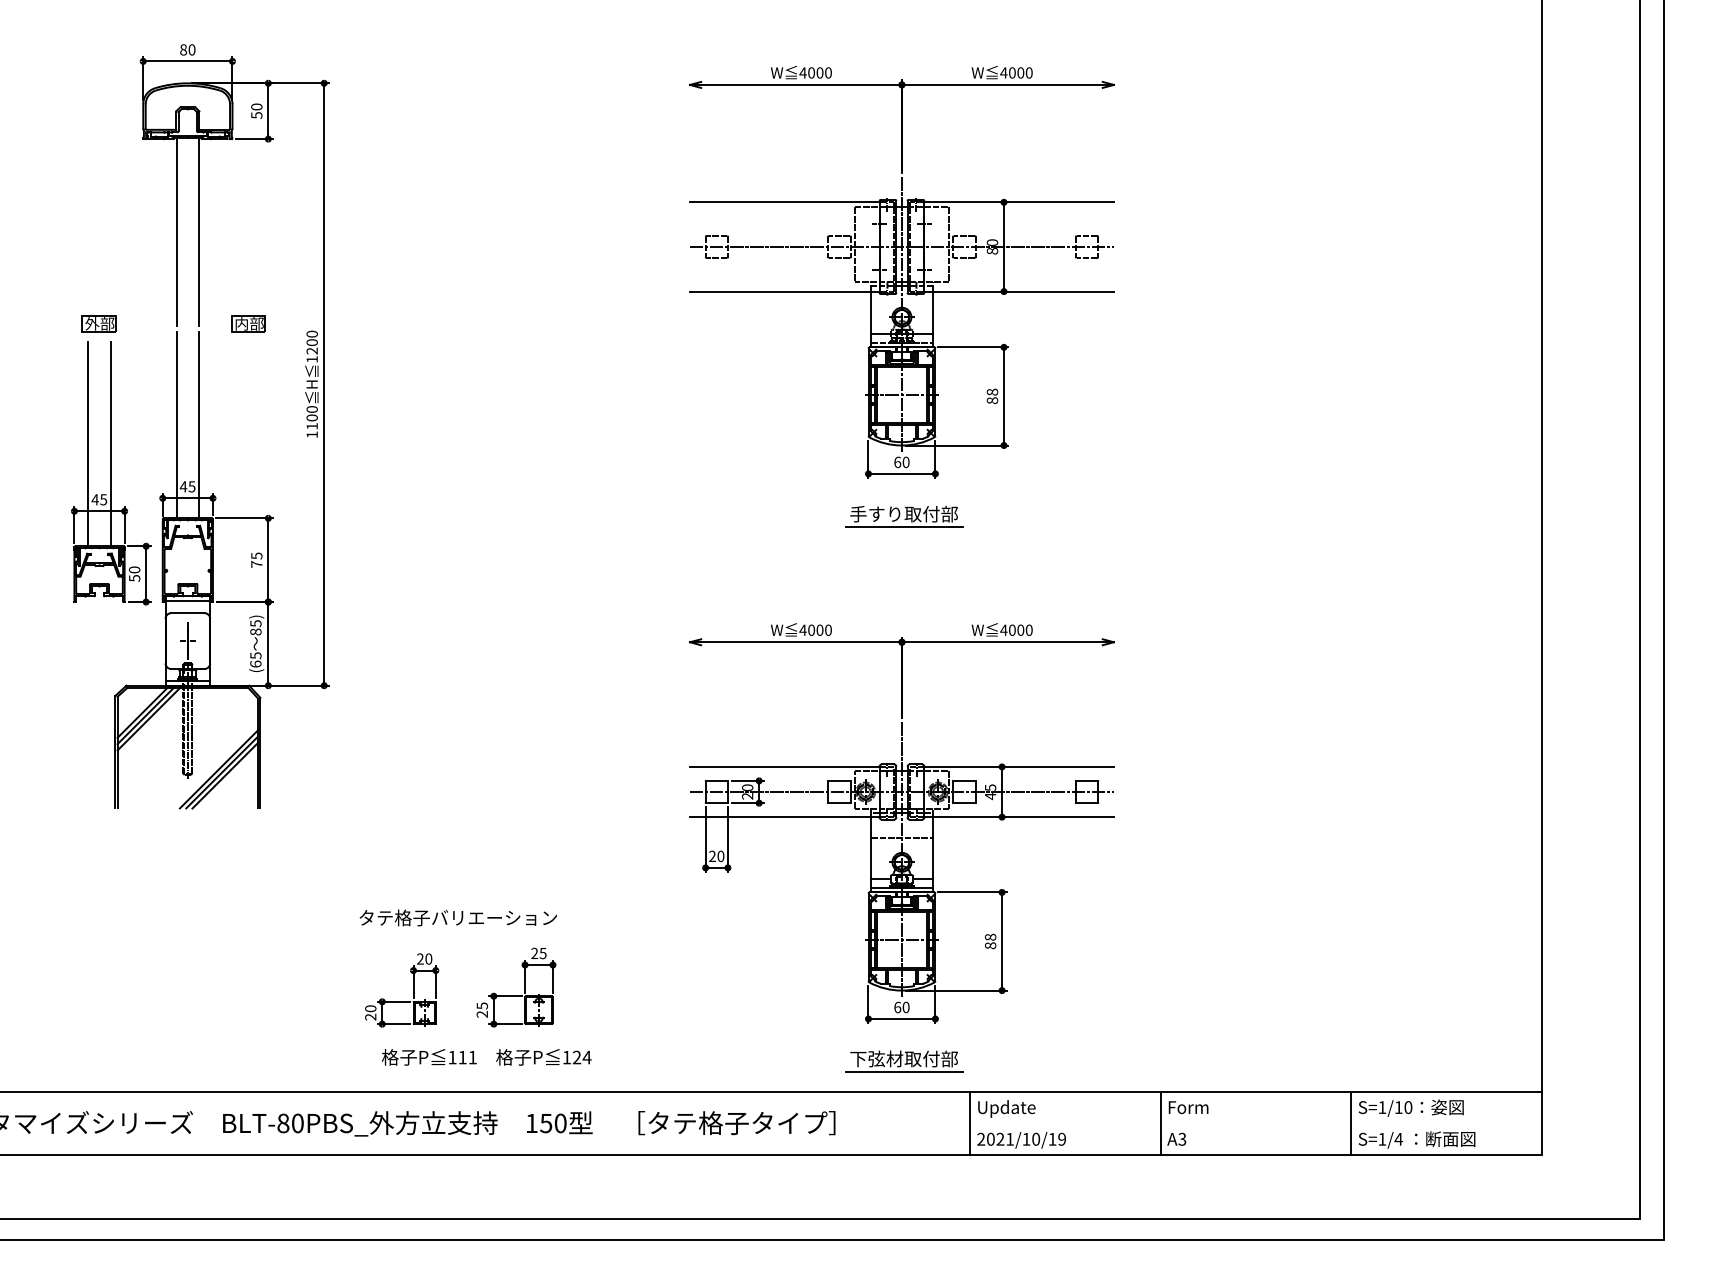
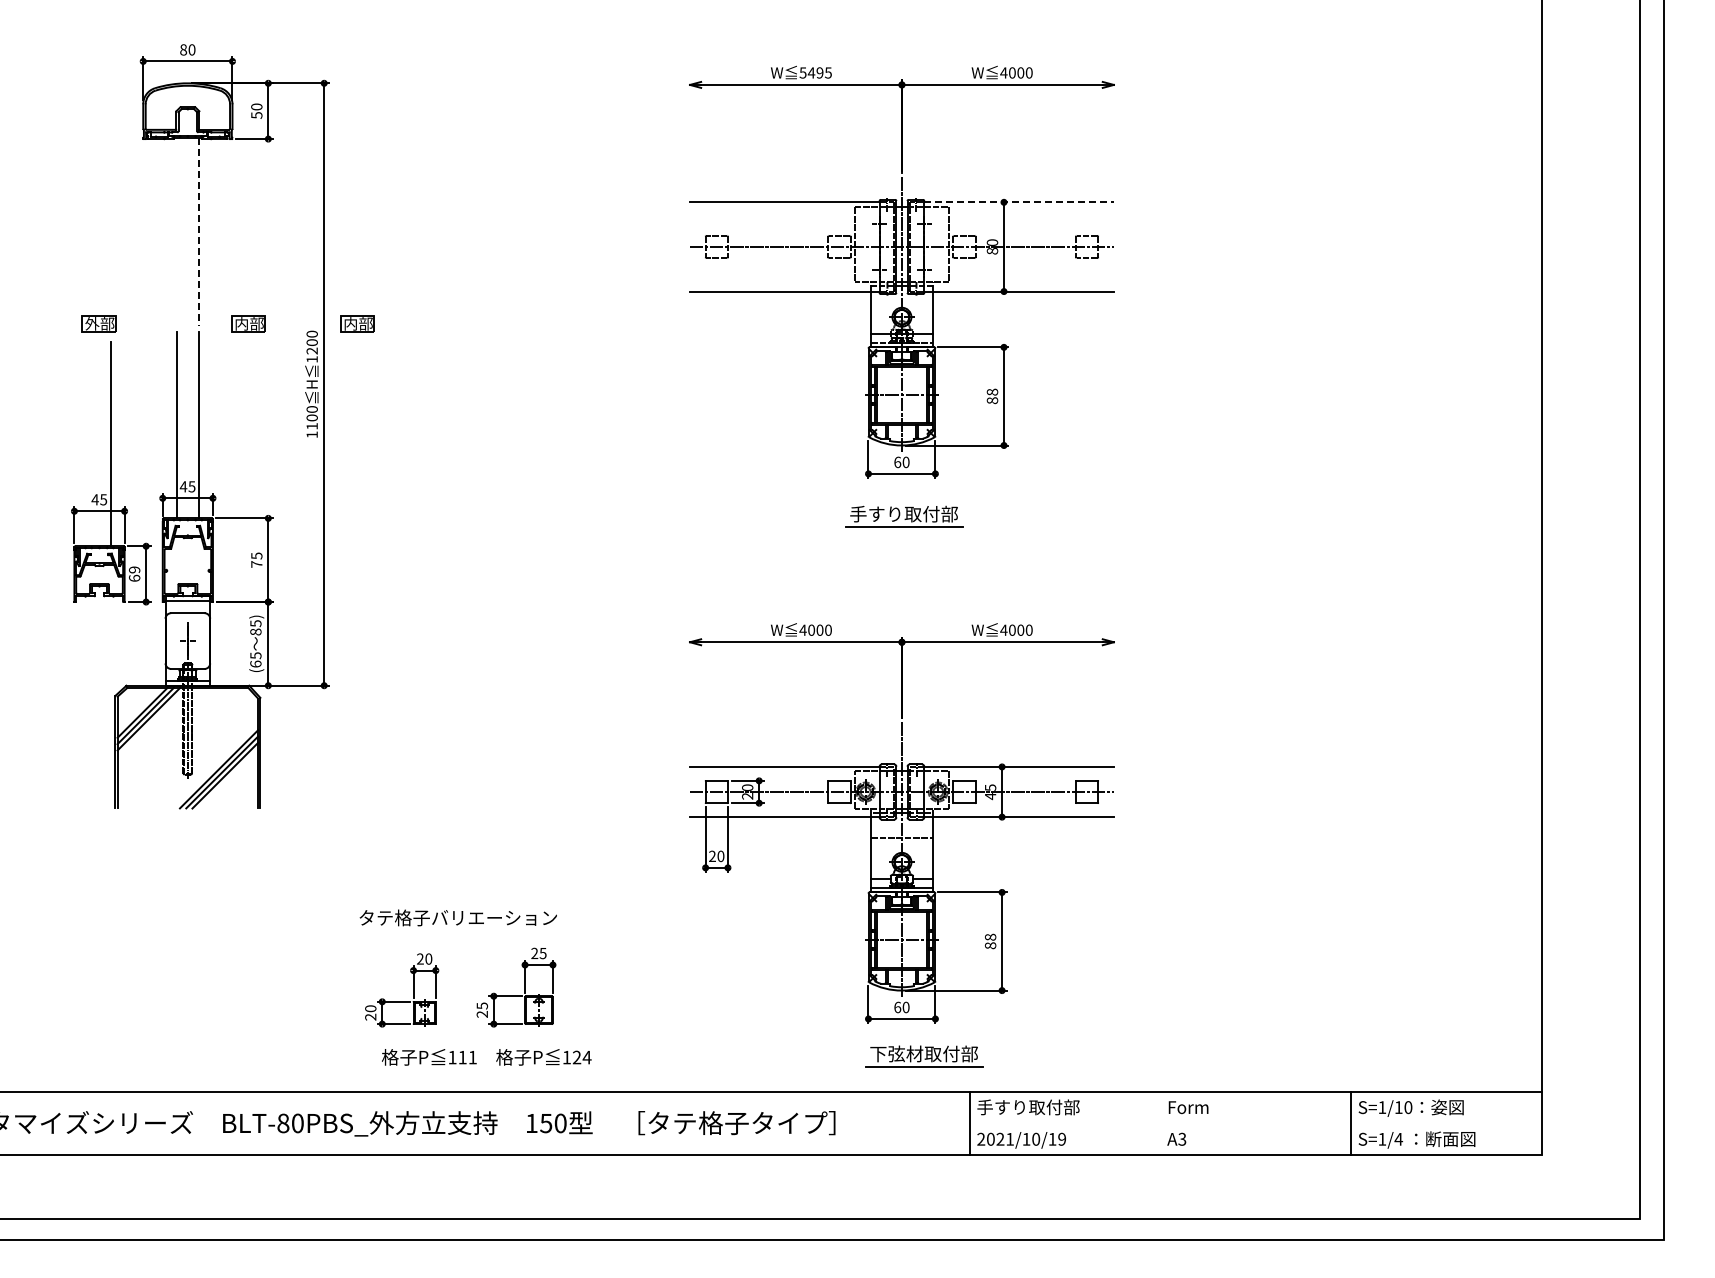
text: 4000 -> 5495 (815, 72)
line: solid -> dashed (1019, 202)
line: present -> none (176, 231)
line: solid -> dashed (199, 232)
part: none -> present (357, 323)
line: present -> none (88, 444)
text: 50 -> 69 (134, 573)
part position: (904, 1061) -> (924, 1056) (924, 1056)
text: Update -> 手すり取付部 (1028, 1108)
line: present -> none (1160, 1123)
